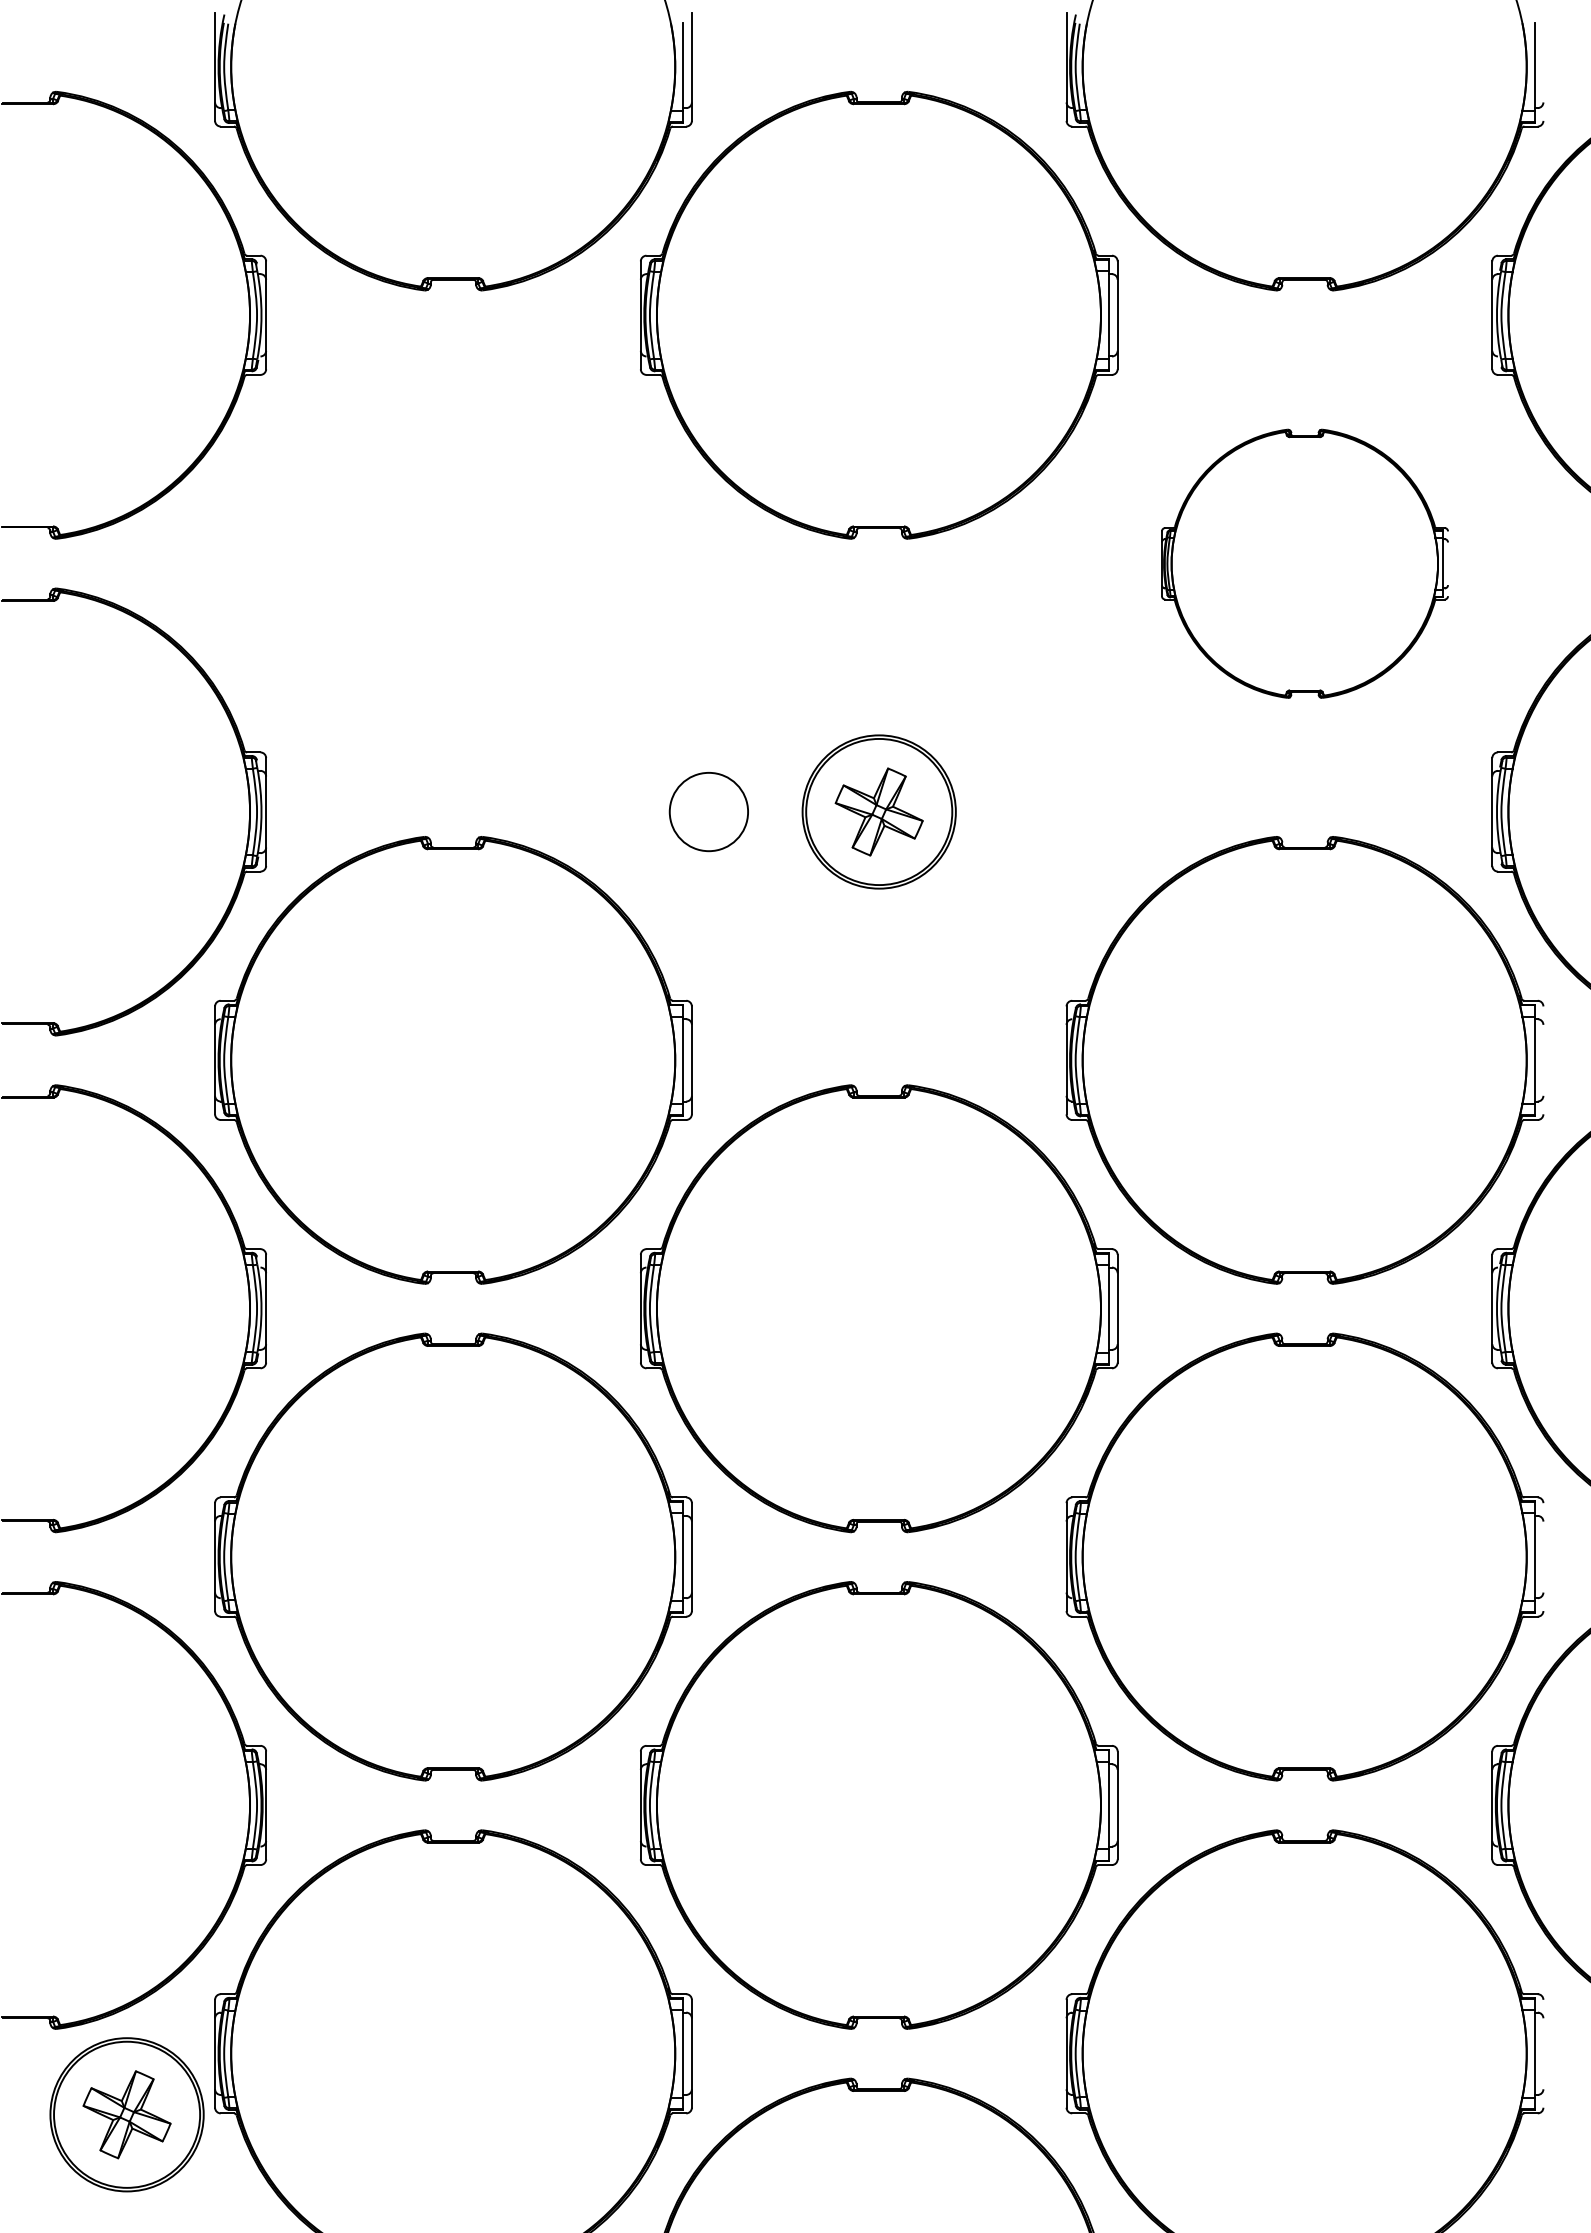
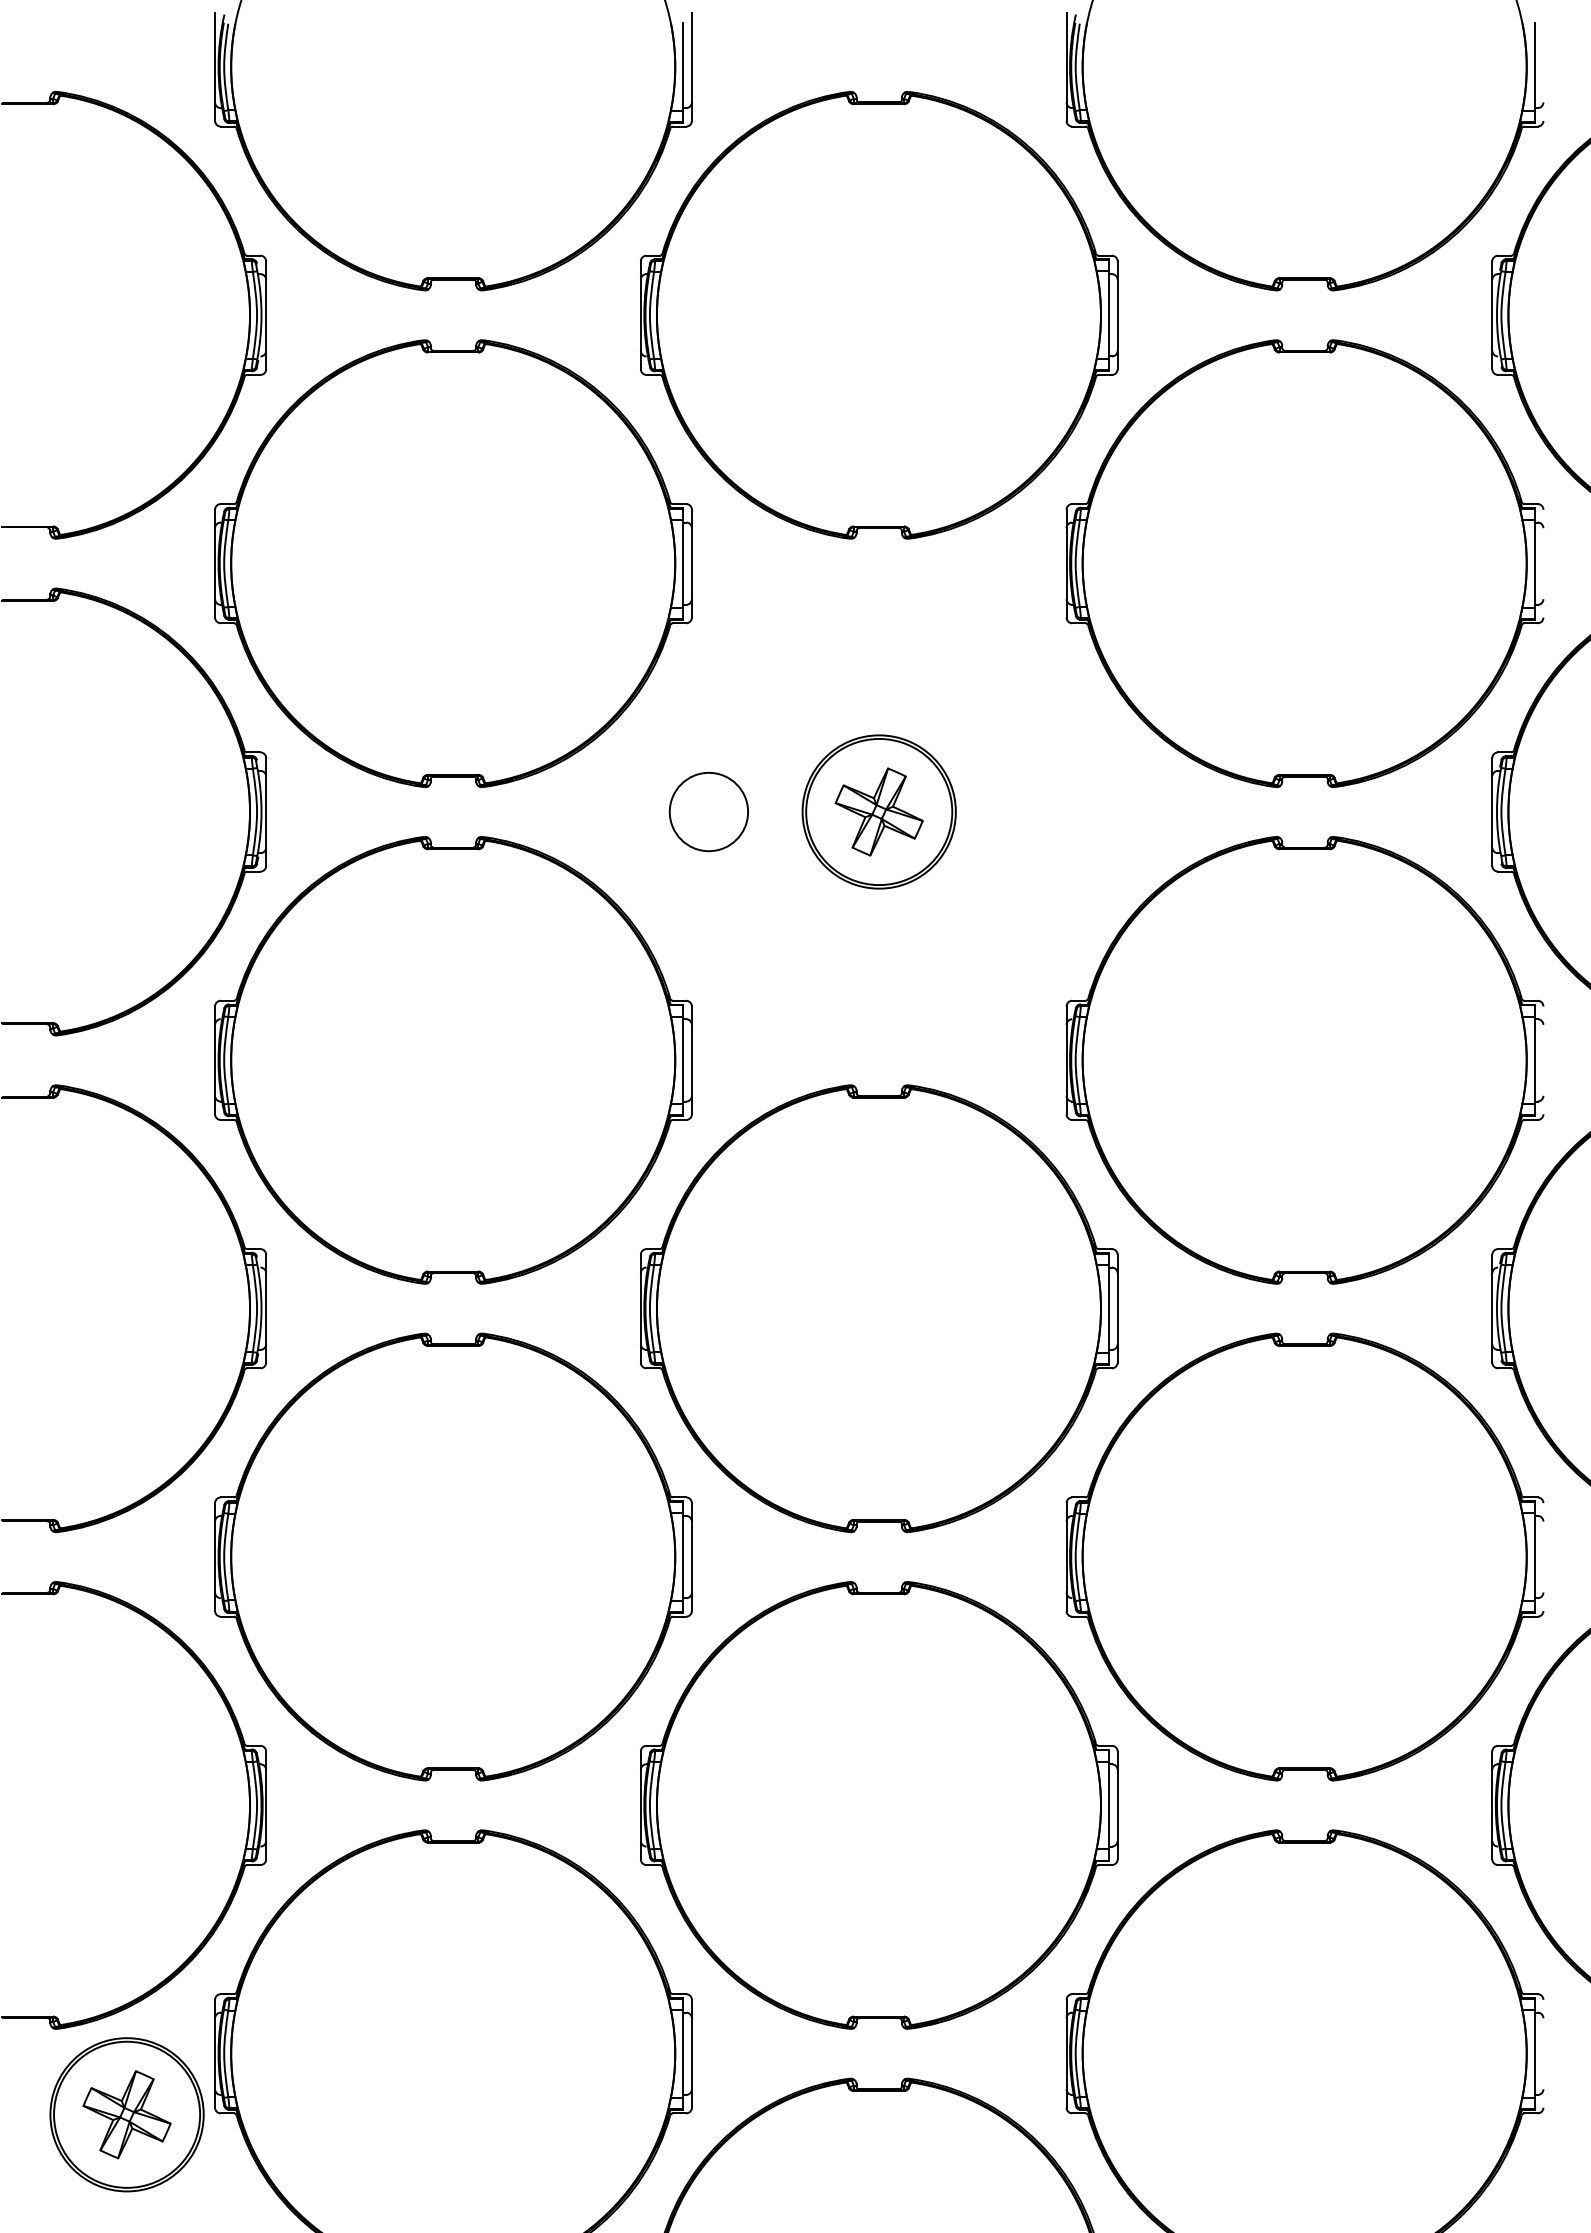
part: none -> present (453, 563)
part size: 288x271 px -> 480x450 px (1304, 563)
